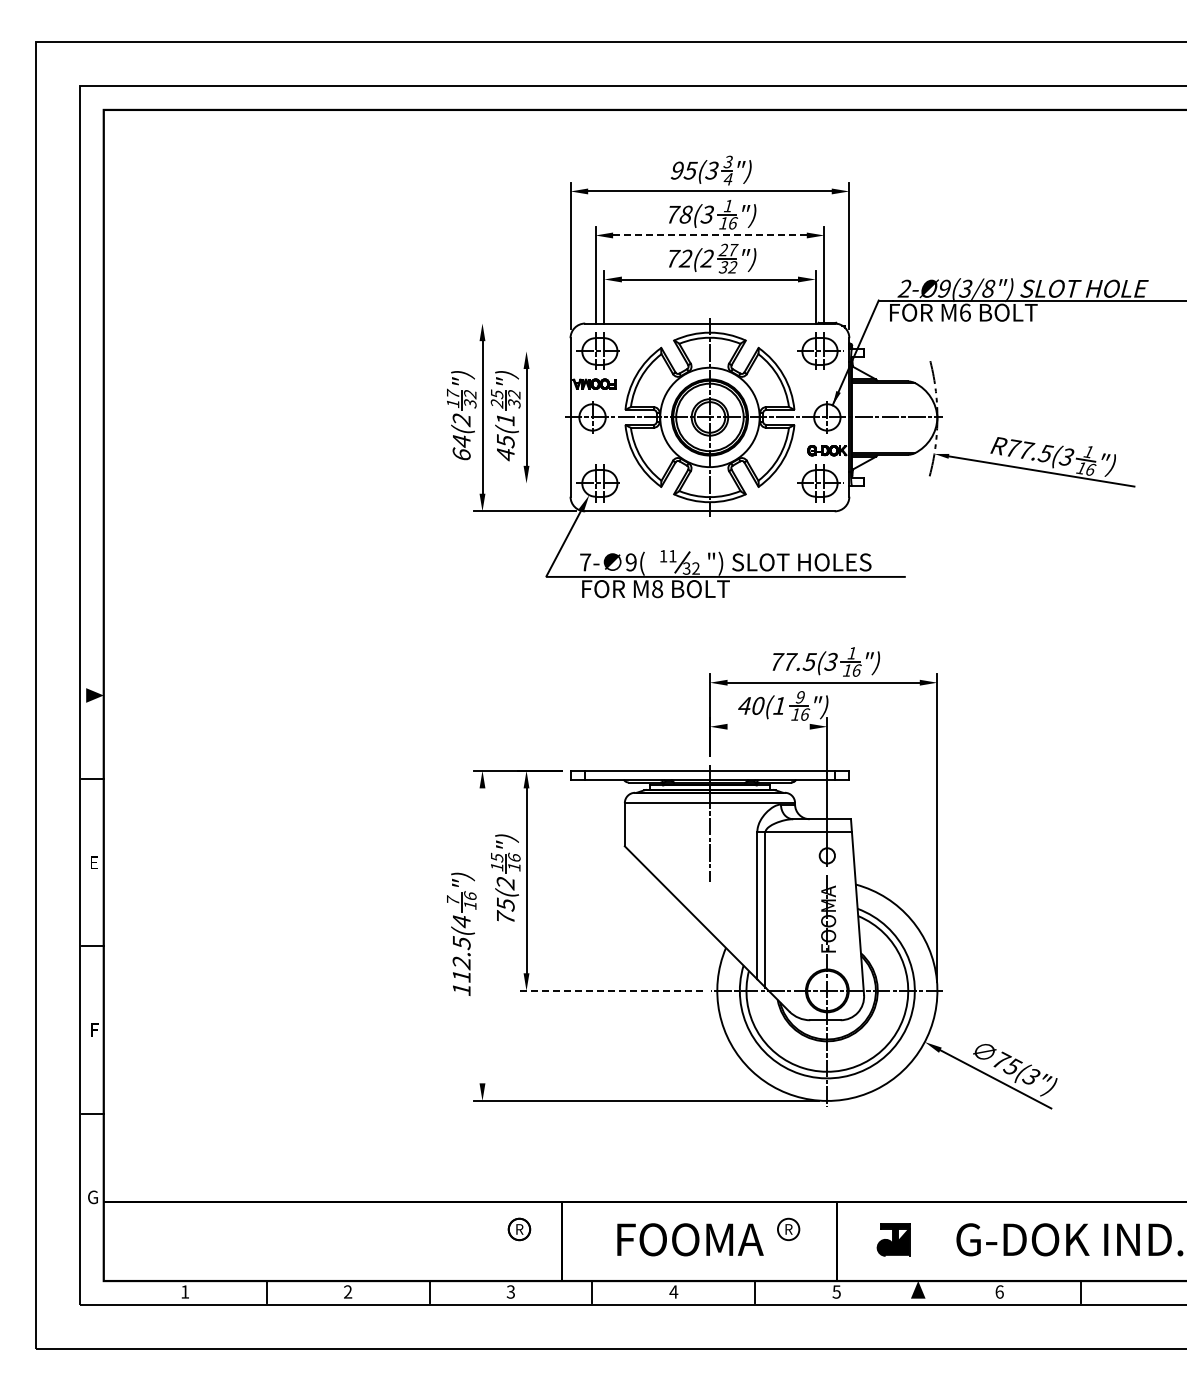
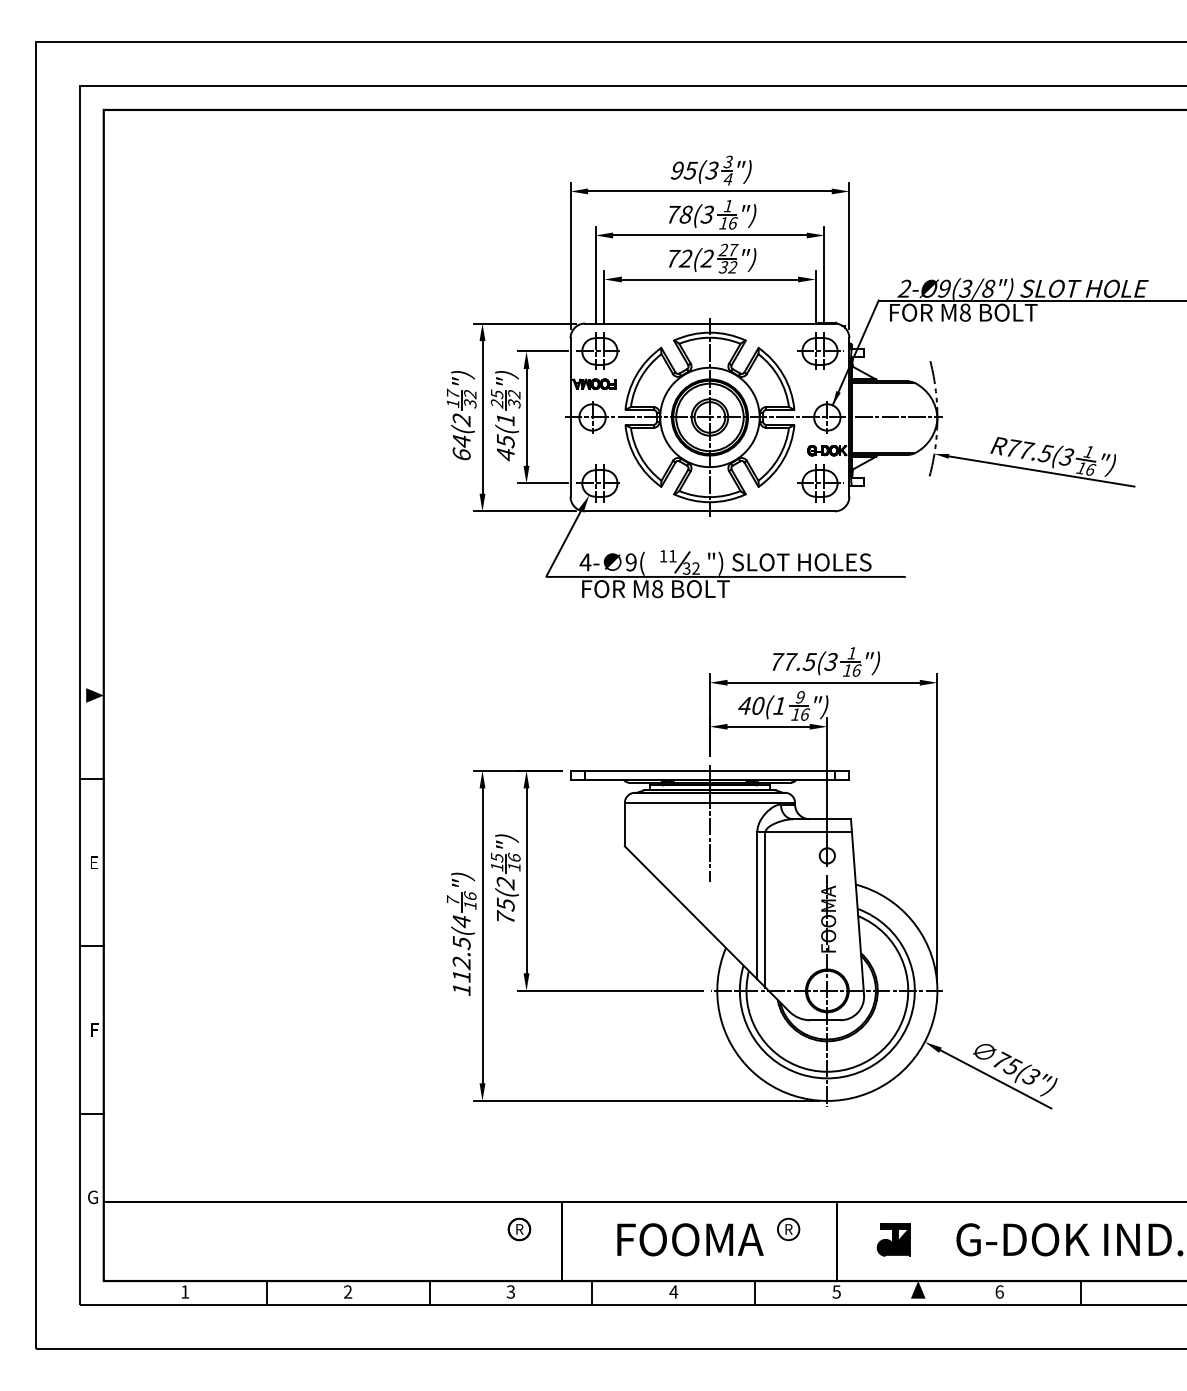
line: dashed -> solid (709, 235)
text: M6 -> M8 (964, 312)
line: none -> present (524, 323)
line: none -> present (542, 351)
line: none -> present (542, 483)
text: 7- -> 4- (585, 562)
line: none -> present (768, 726)
line: none -> present (482, 935)
line: dashed -> solid (609, 990)
